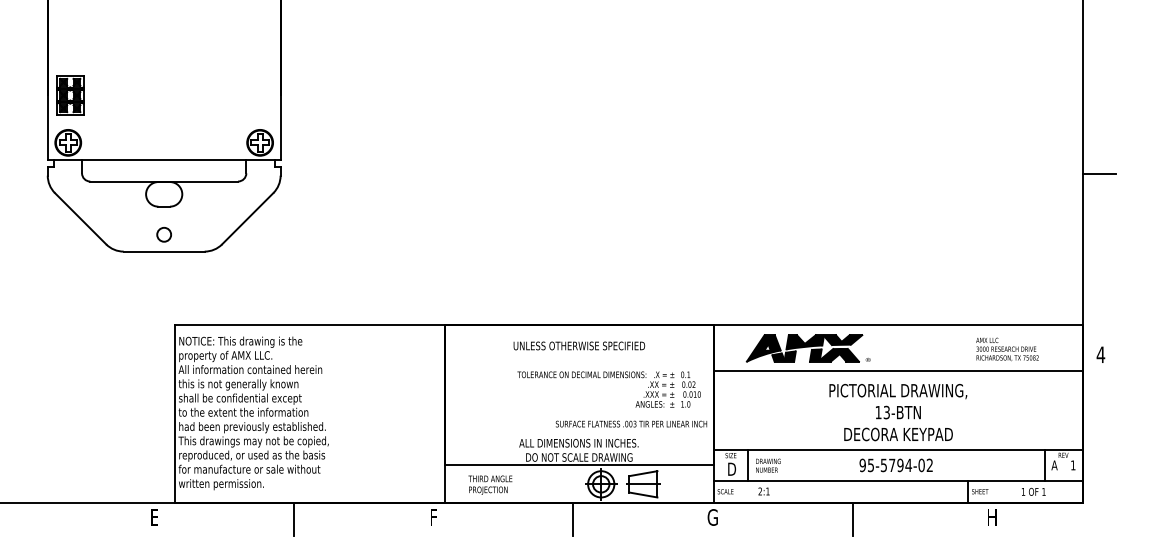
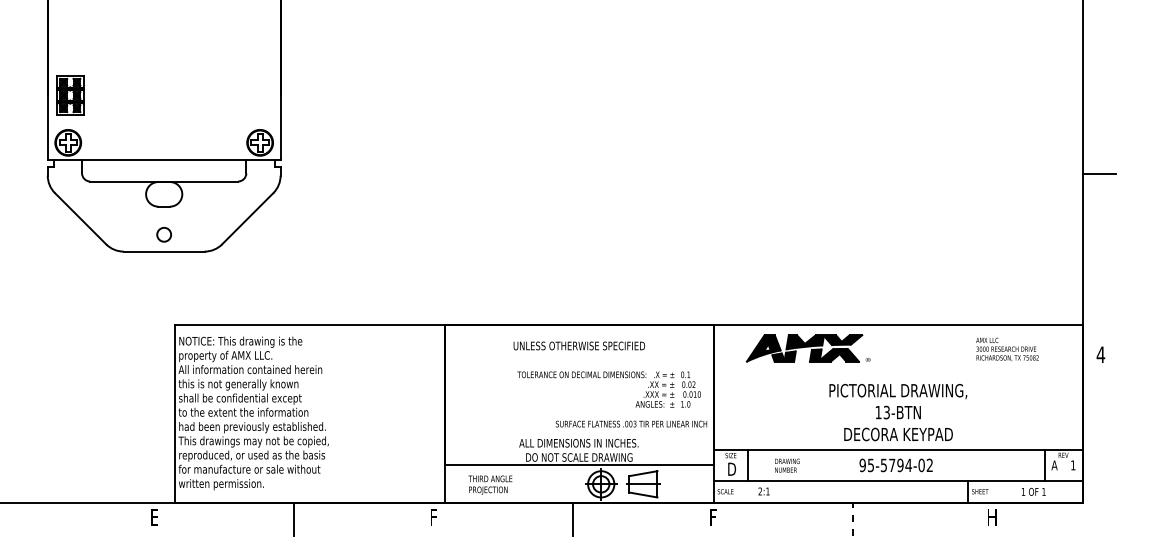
line: present -> none (898, 370)
text position: (768, 465) -> (787, 465) (787, 465)
text: G -> F (712, 517)
line: solid -> dashed (852, 518)
